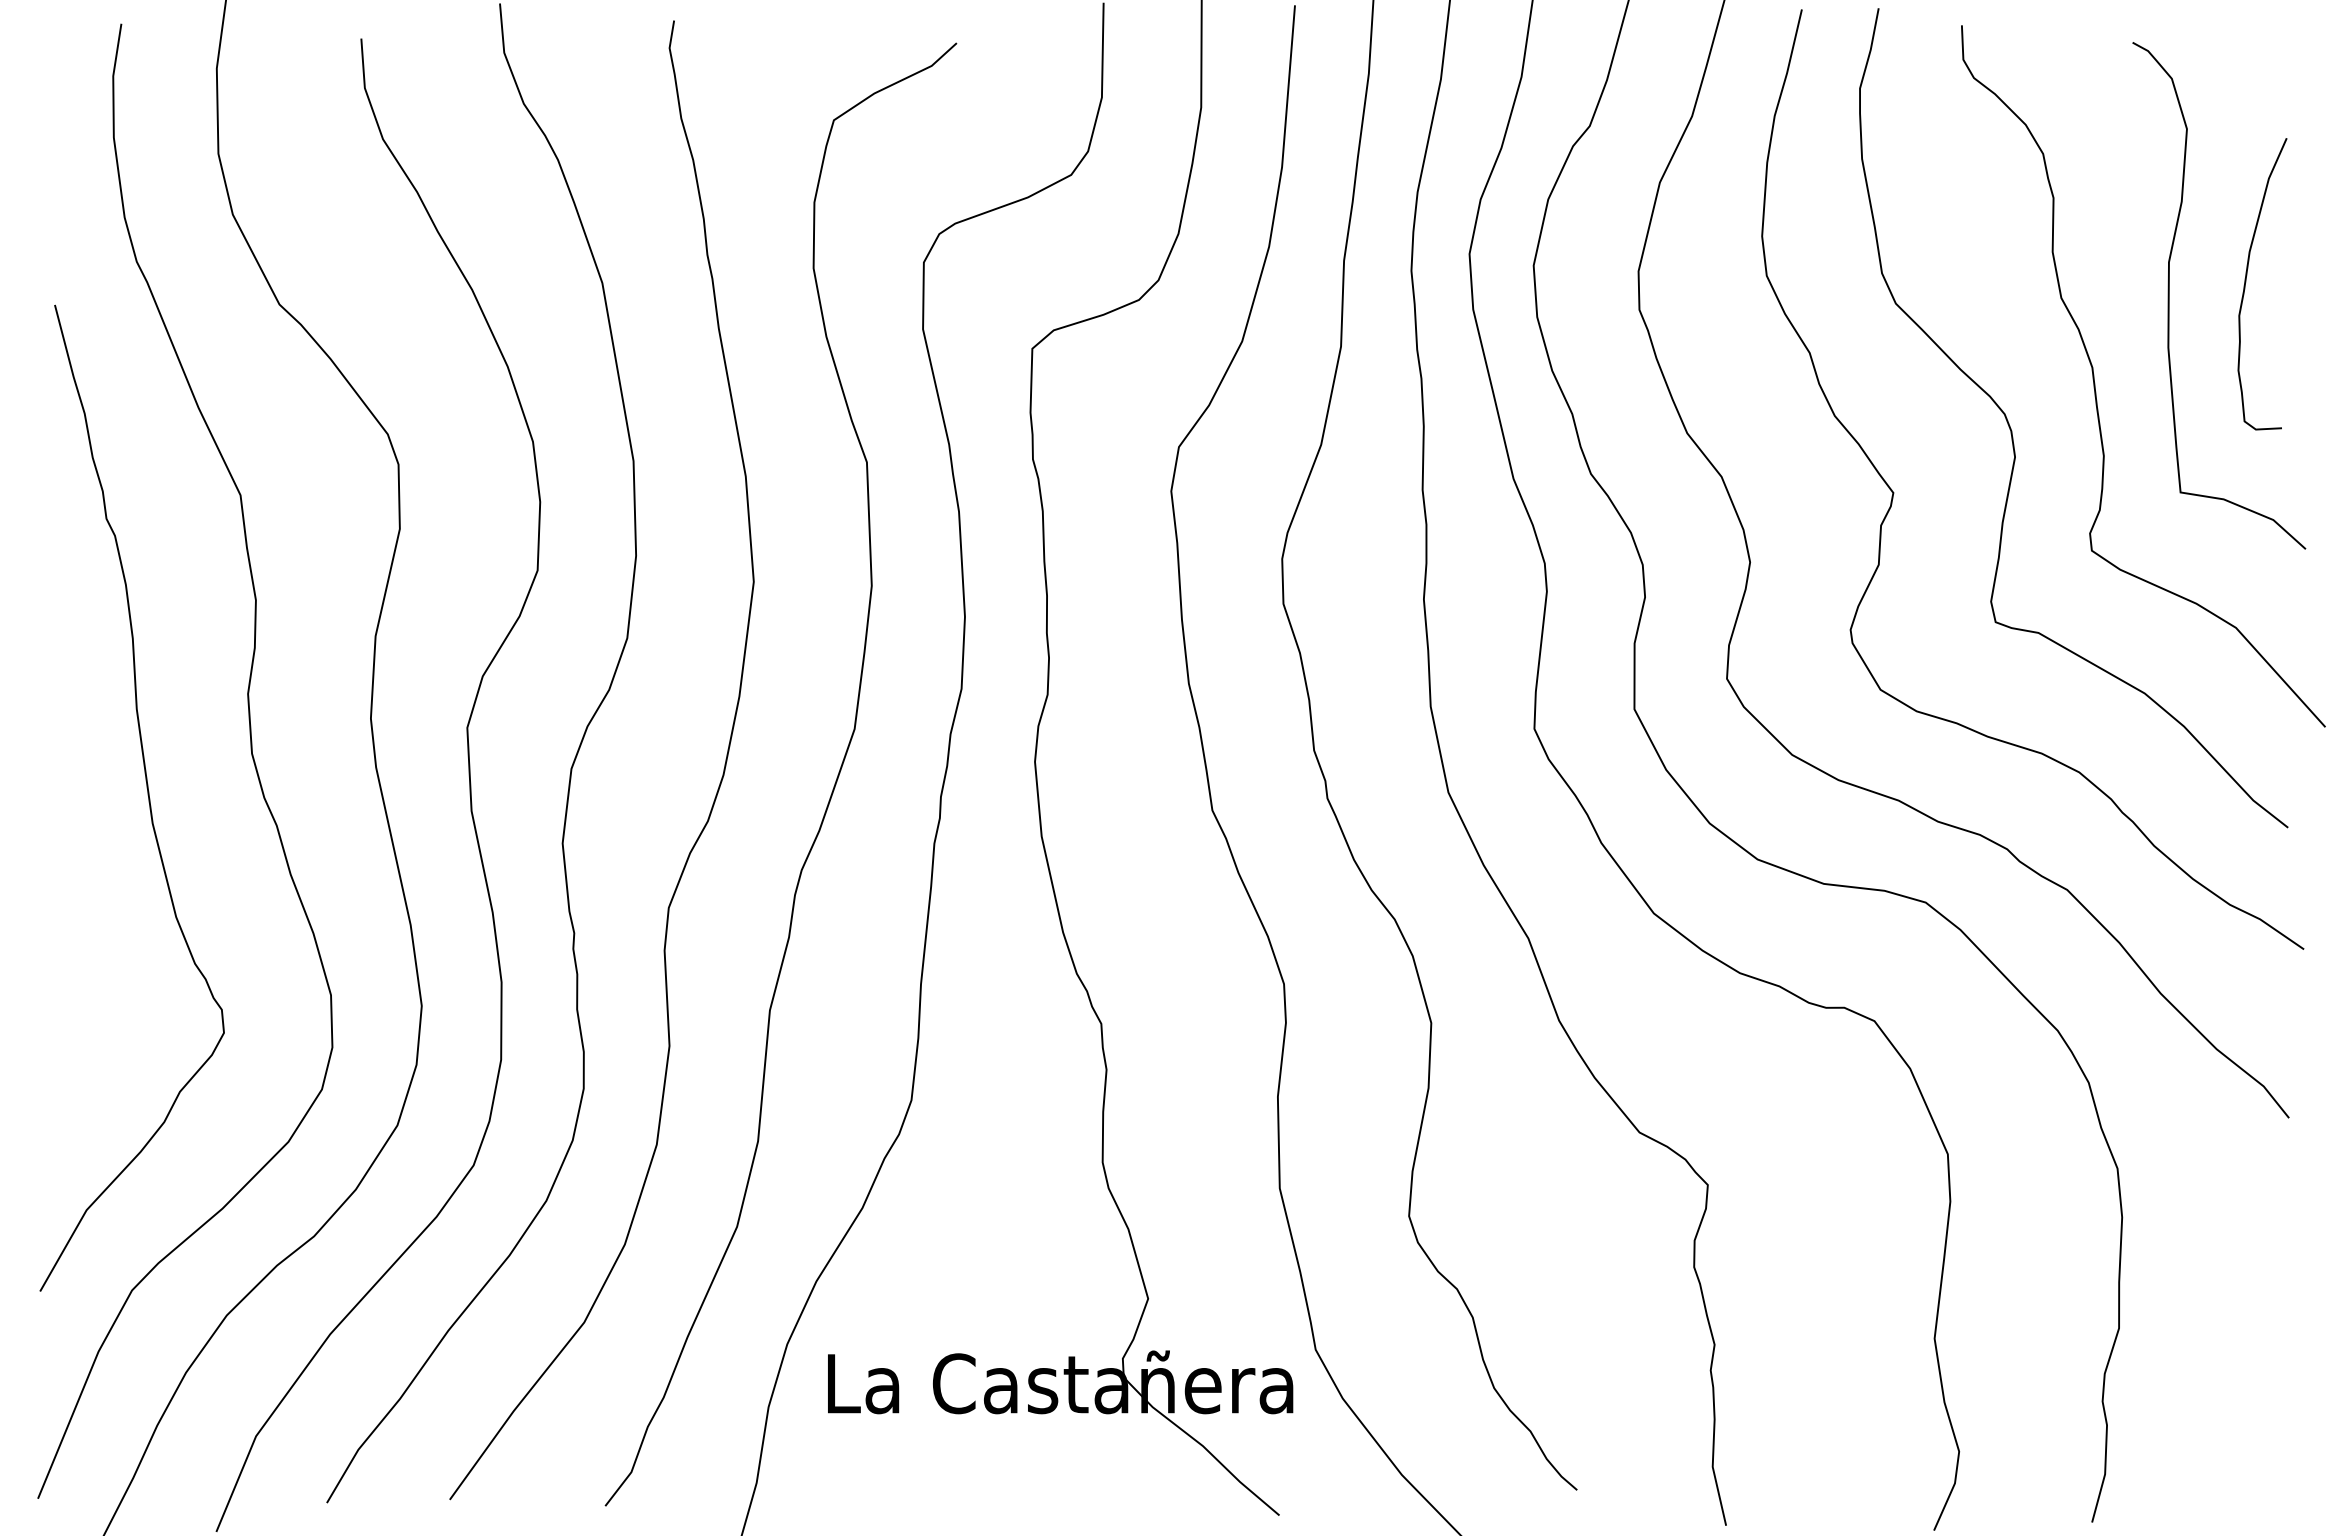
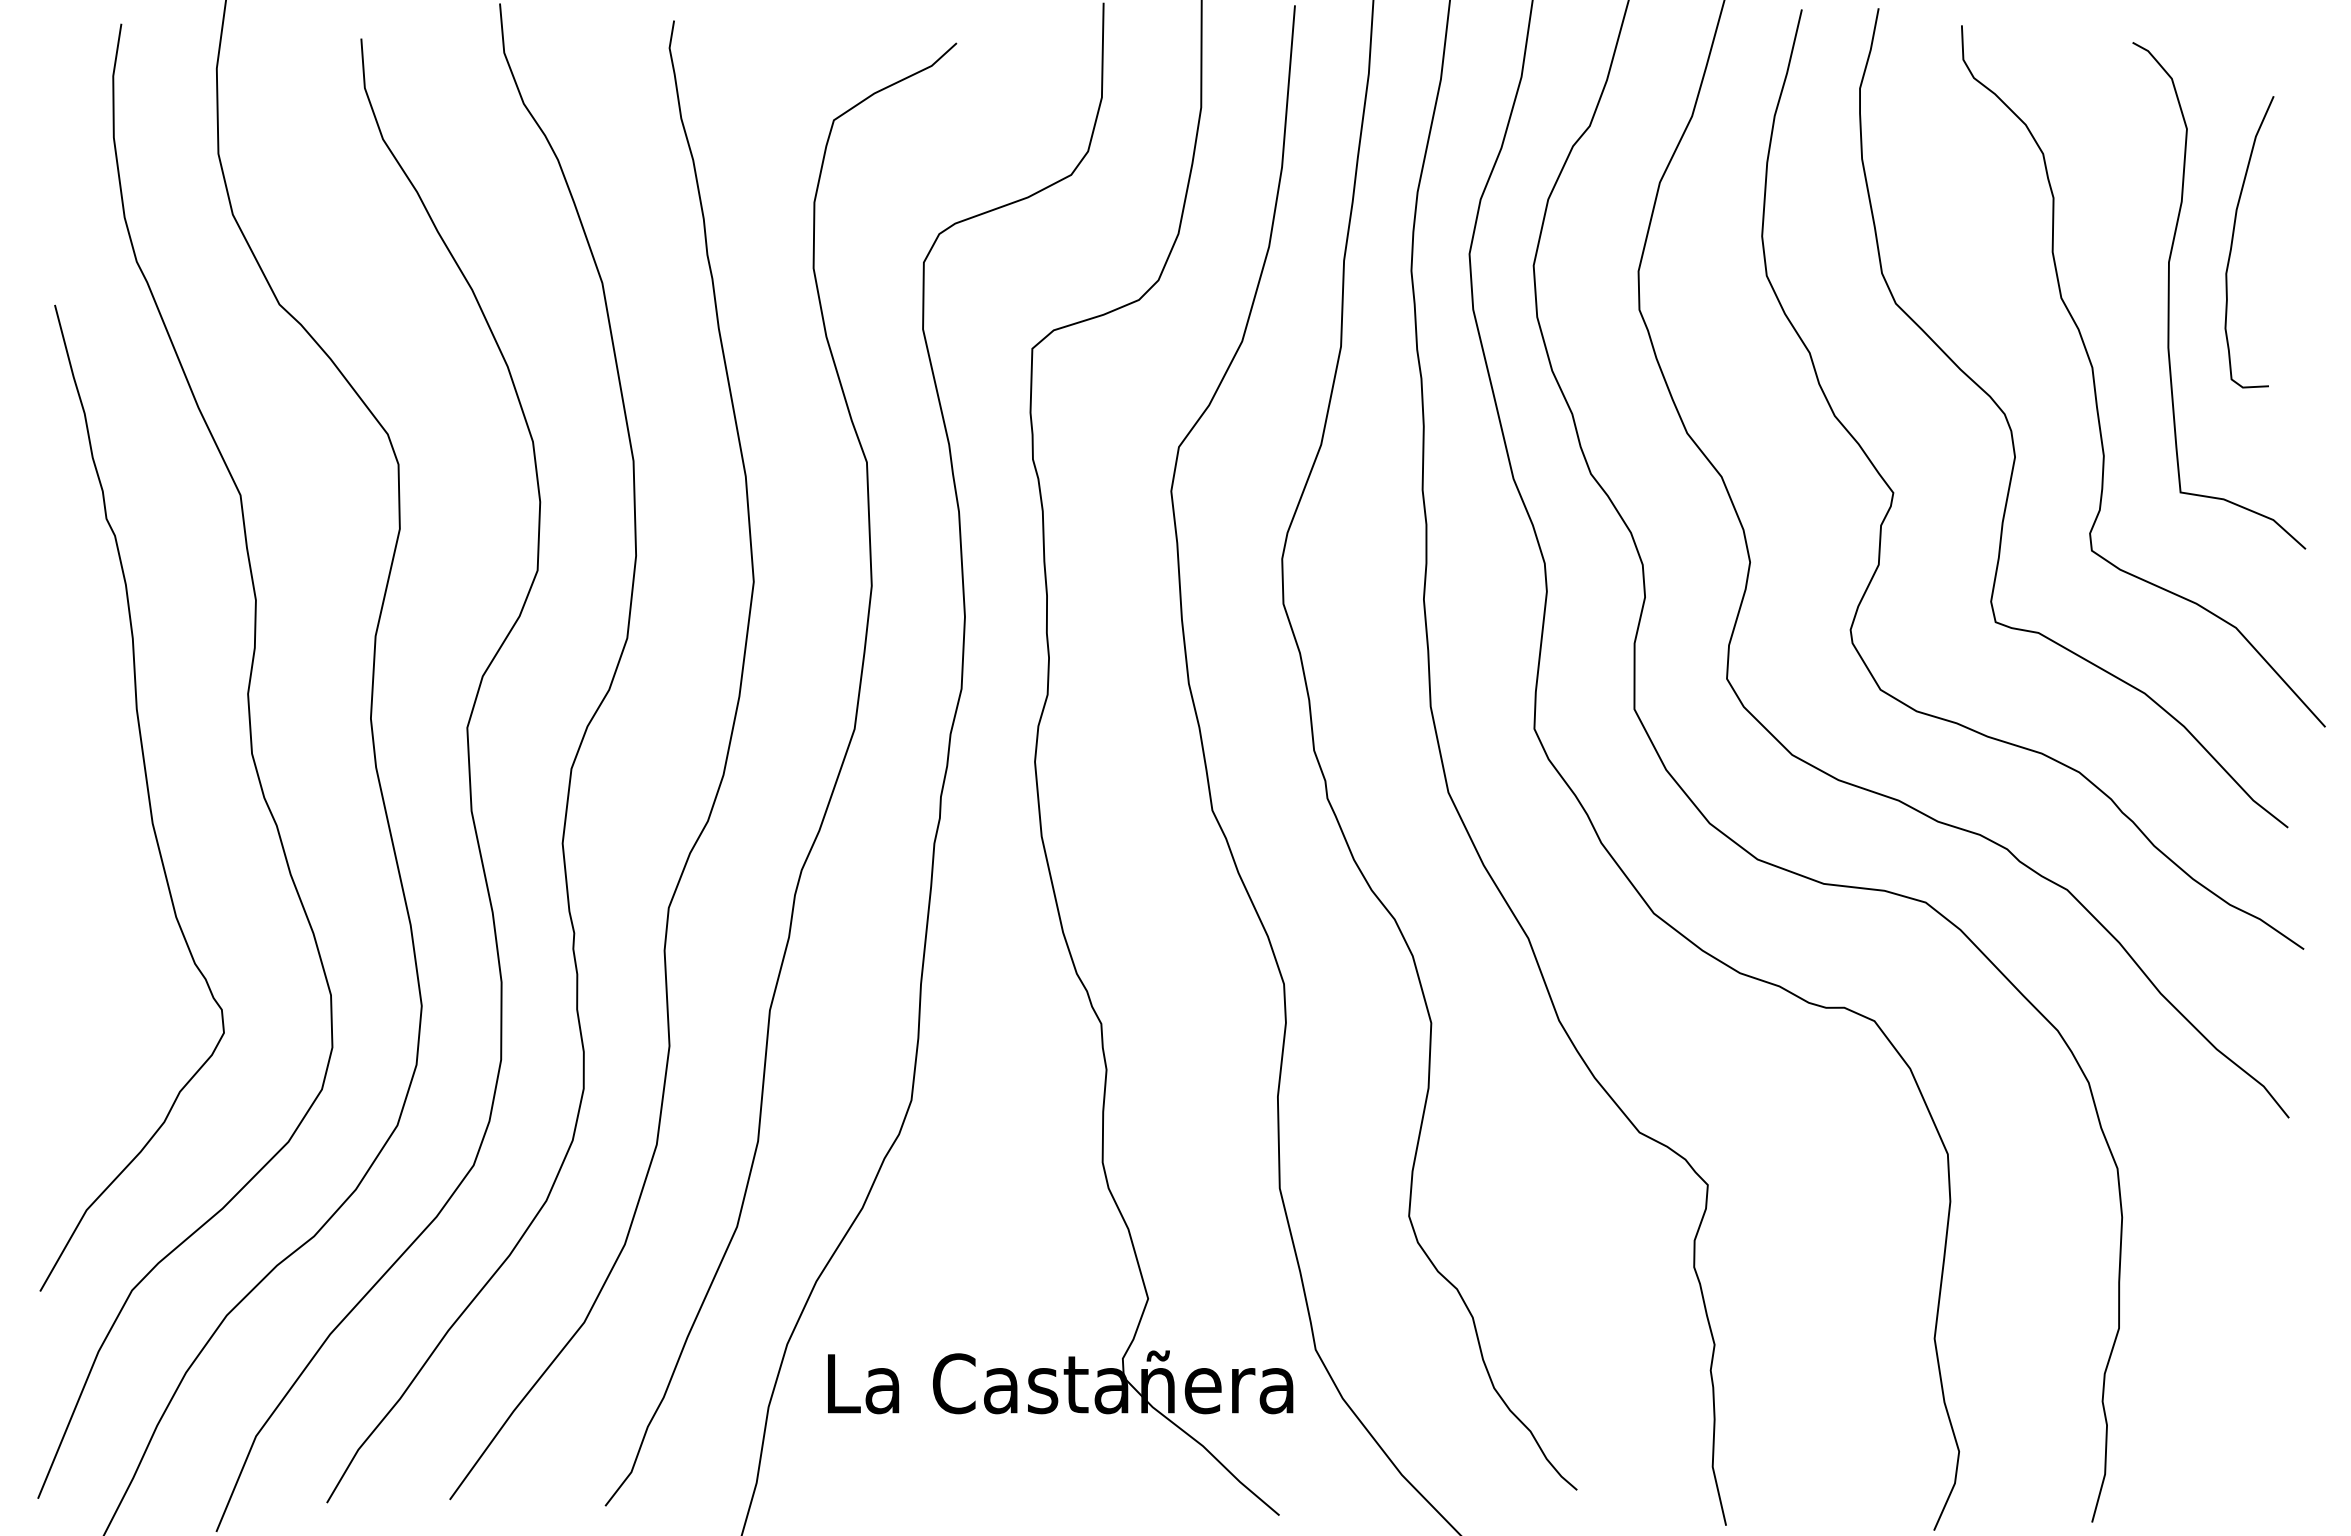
curve position: (2246, 282) -> (2233, 240) (2233, 240)
